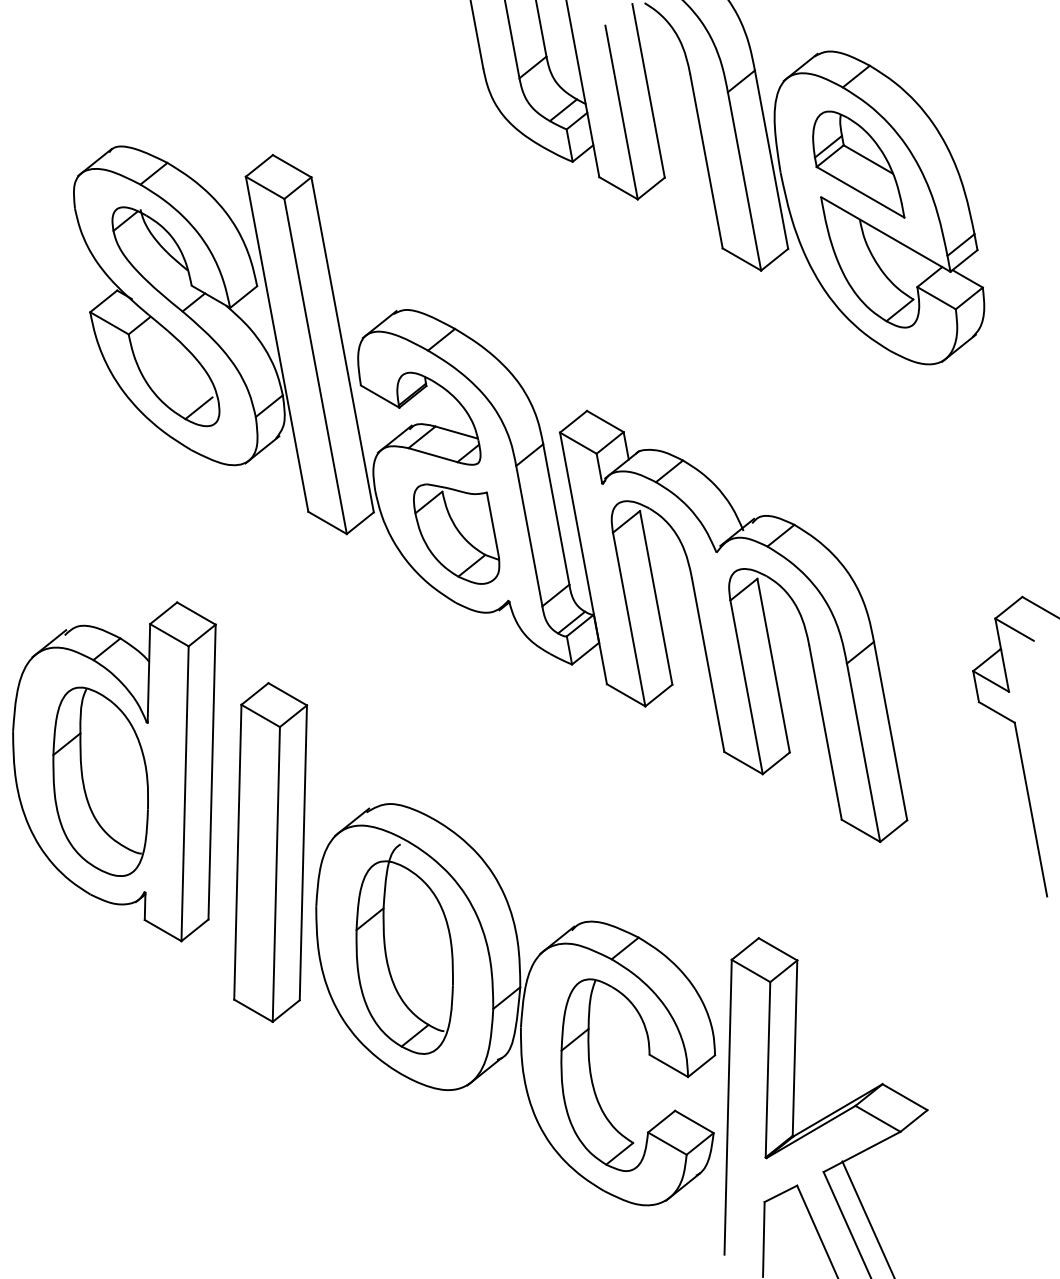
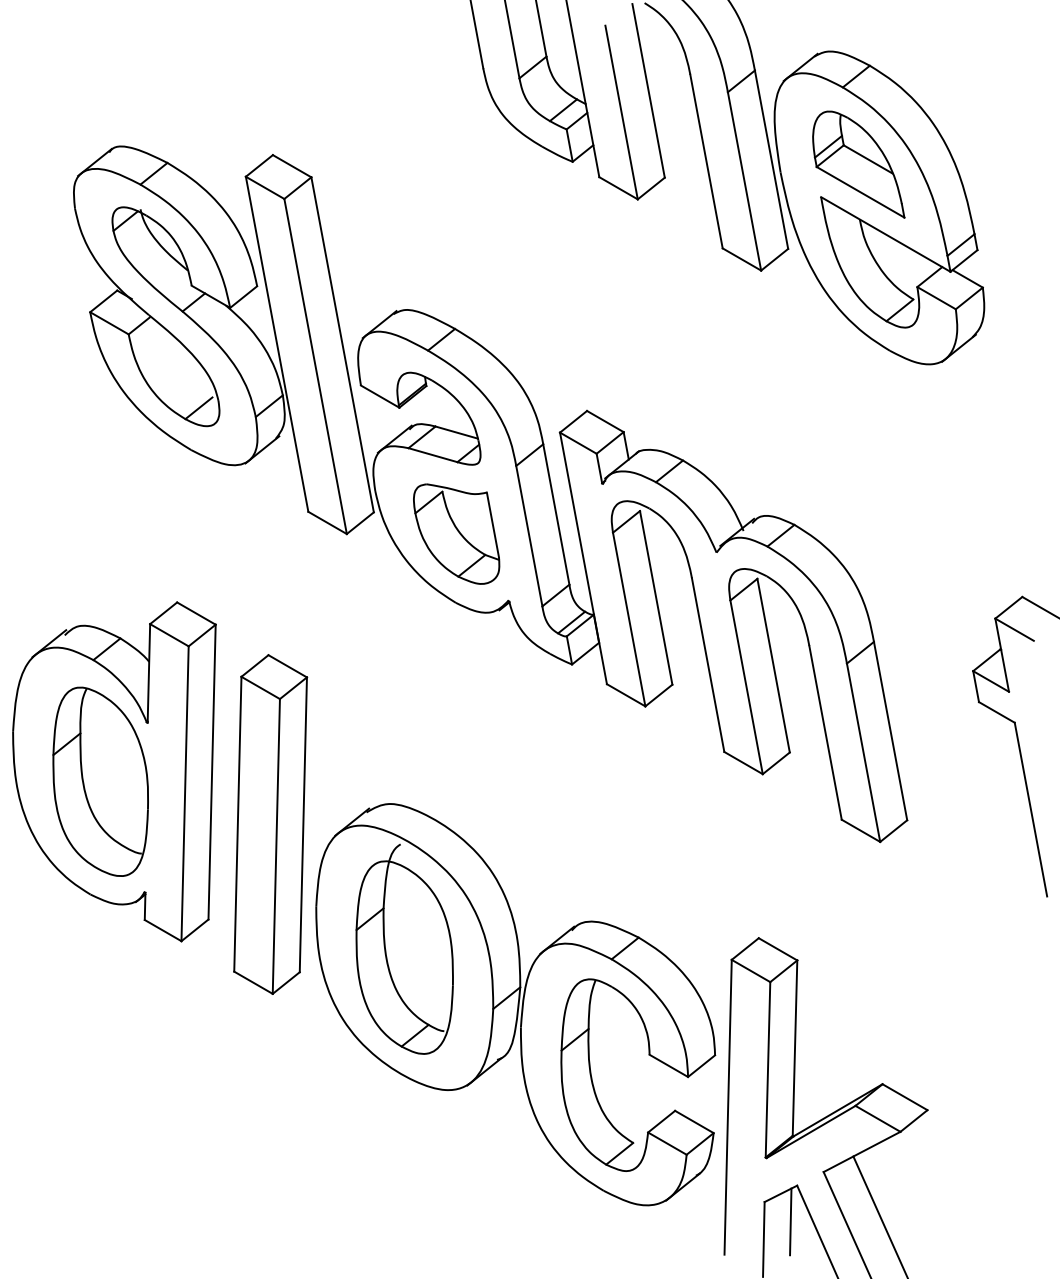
part position: (270, 852) -> (270, 824) (270, 824)
line position: (867, 1218) -> (879, 1215) (879, 1215)
line: none -> present (790, 1221)
